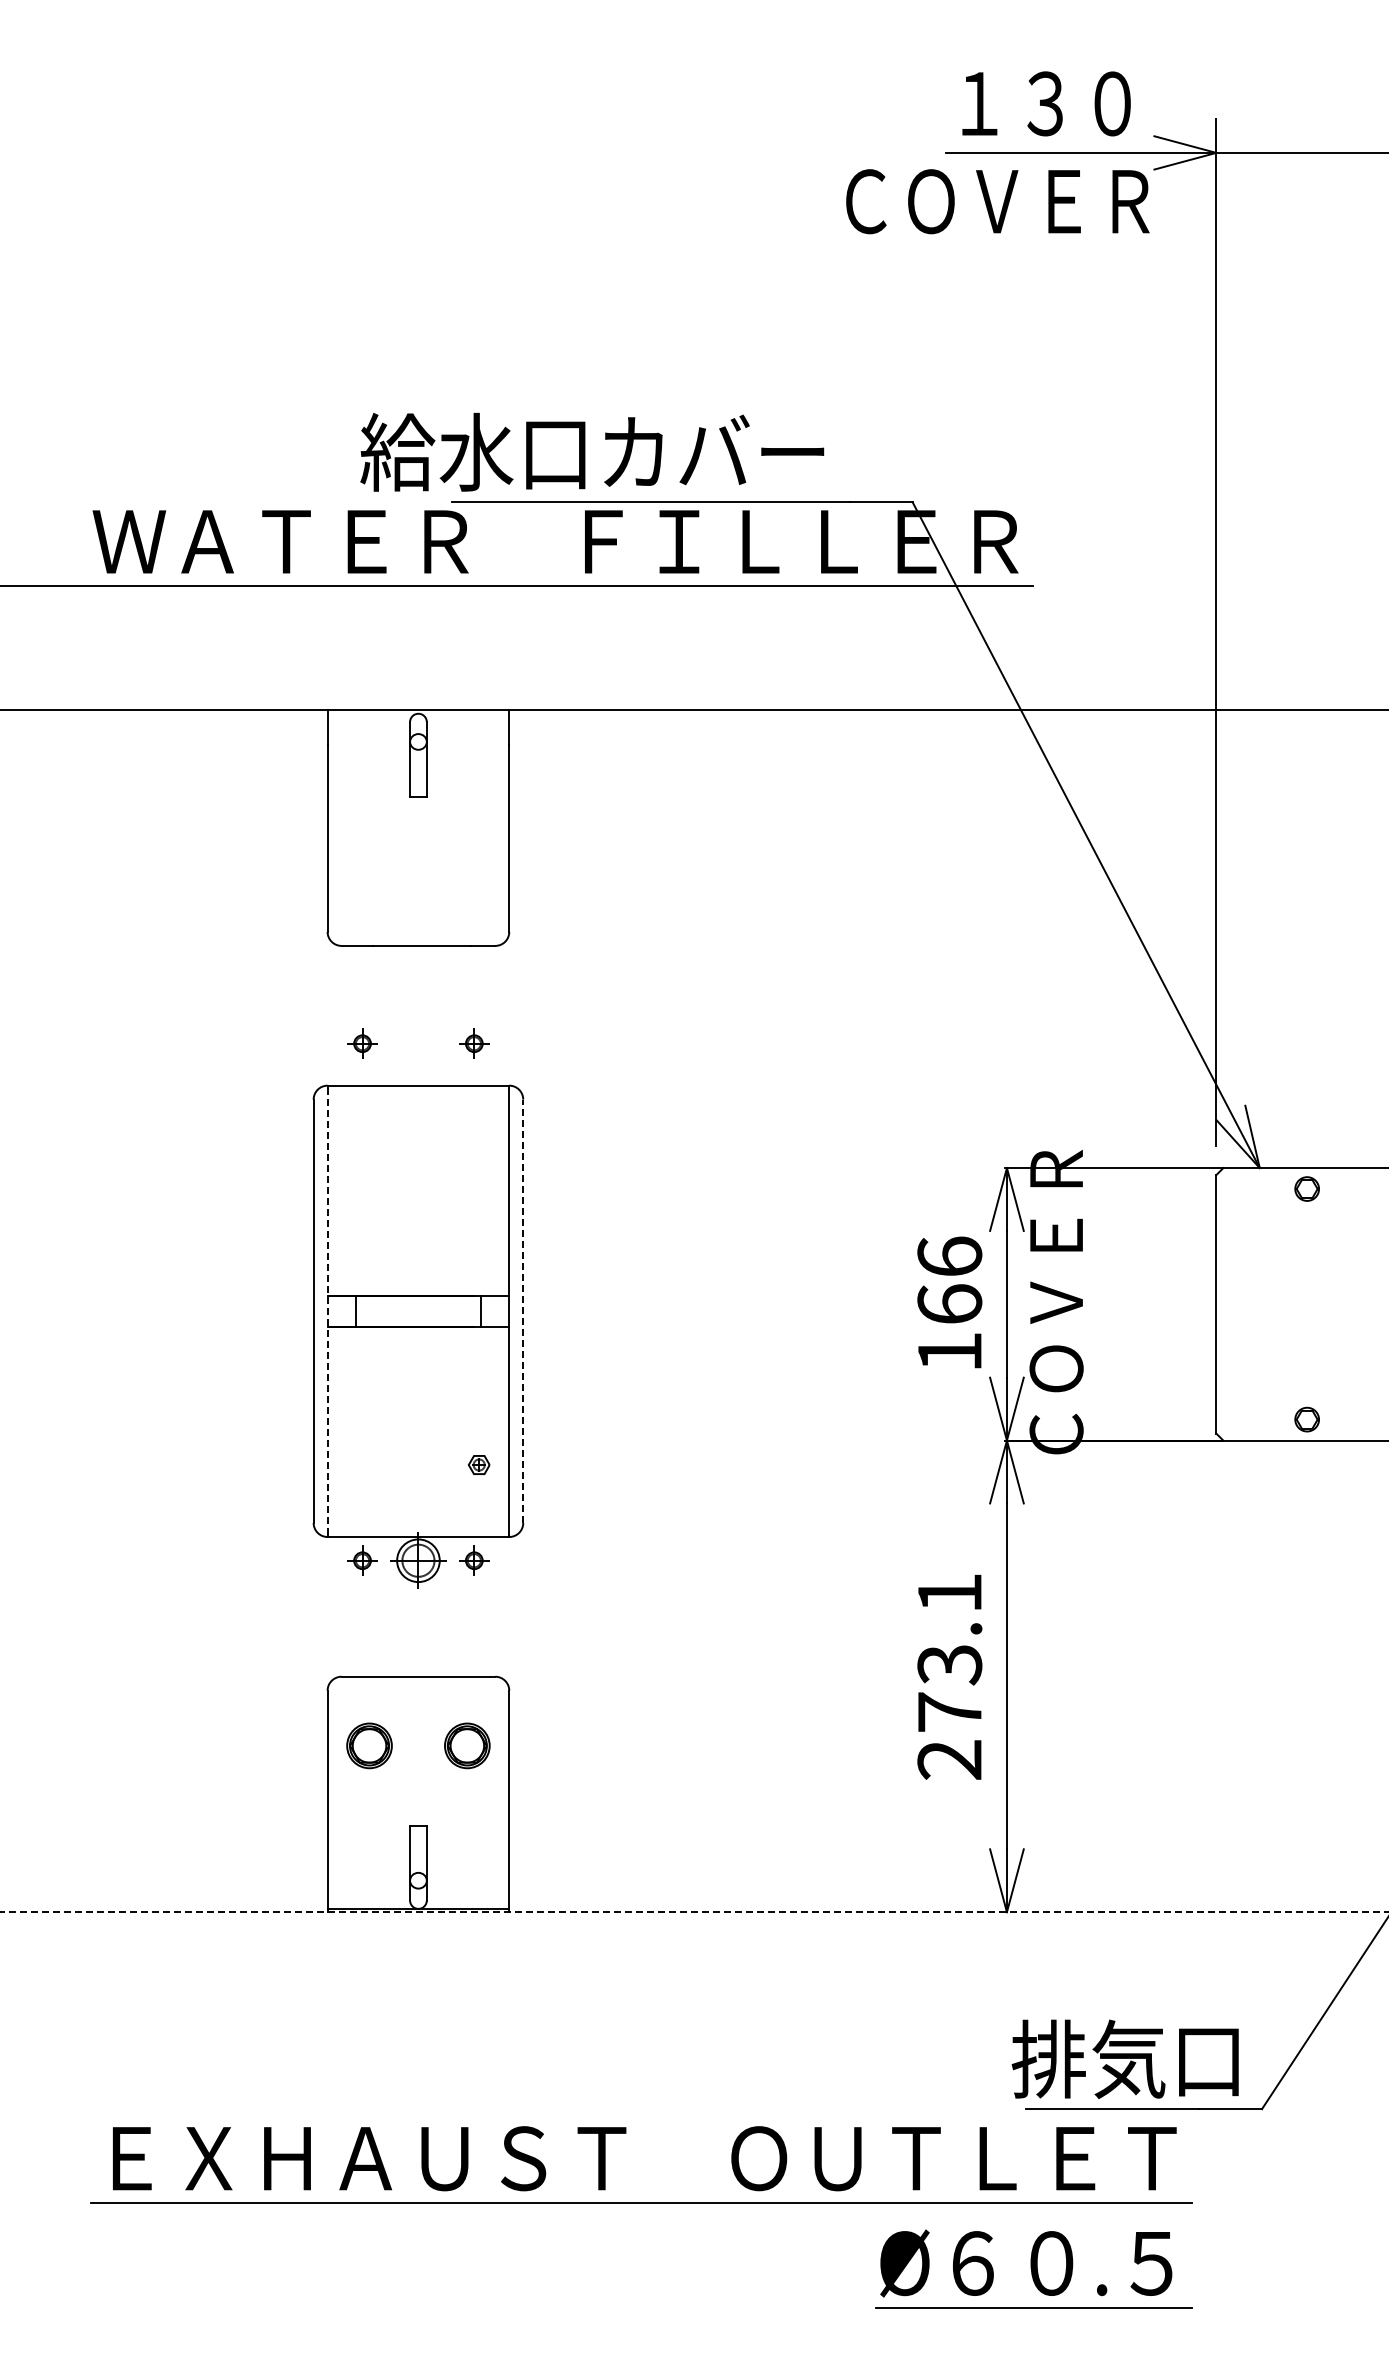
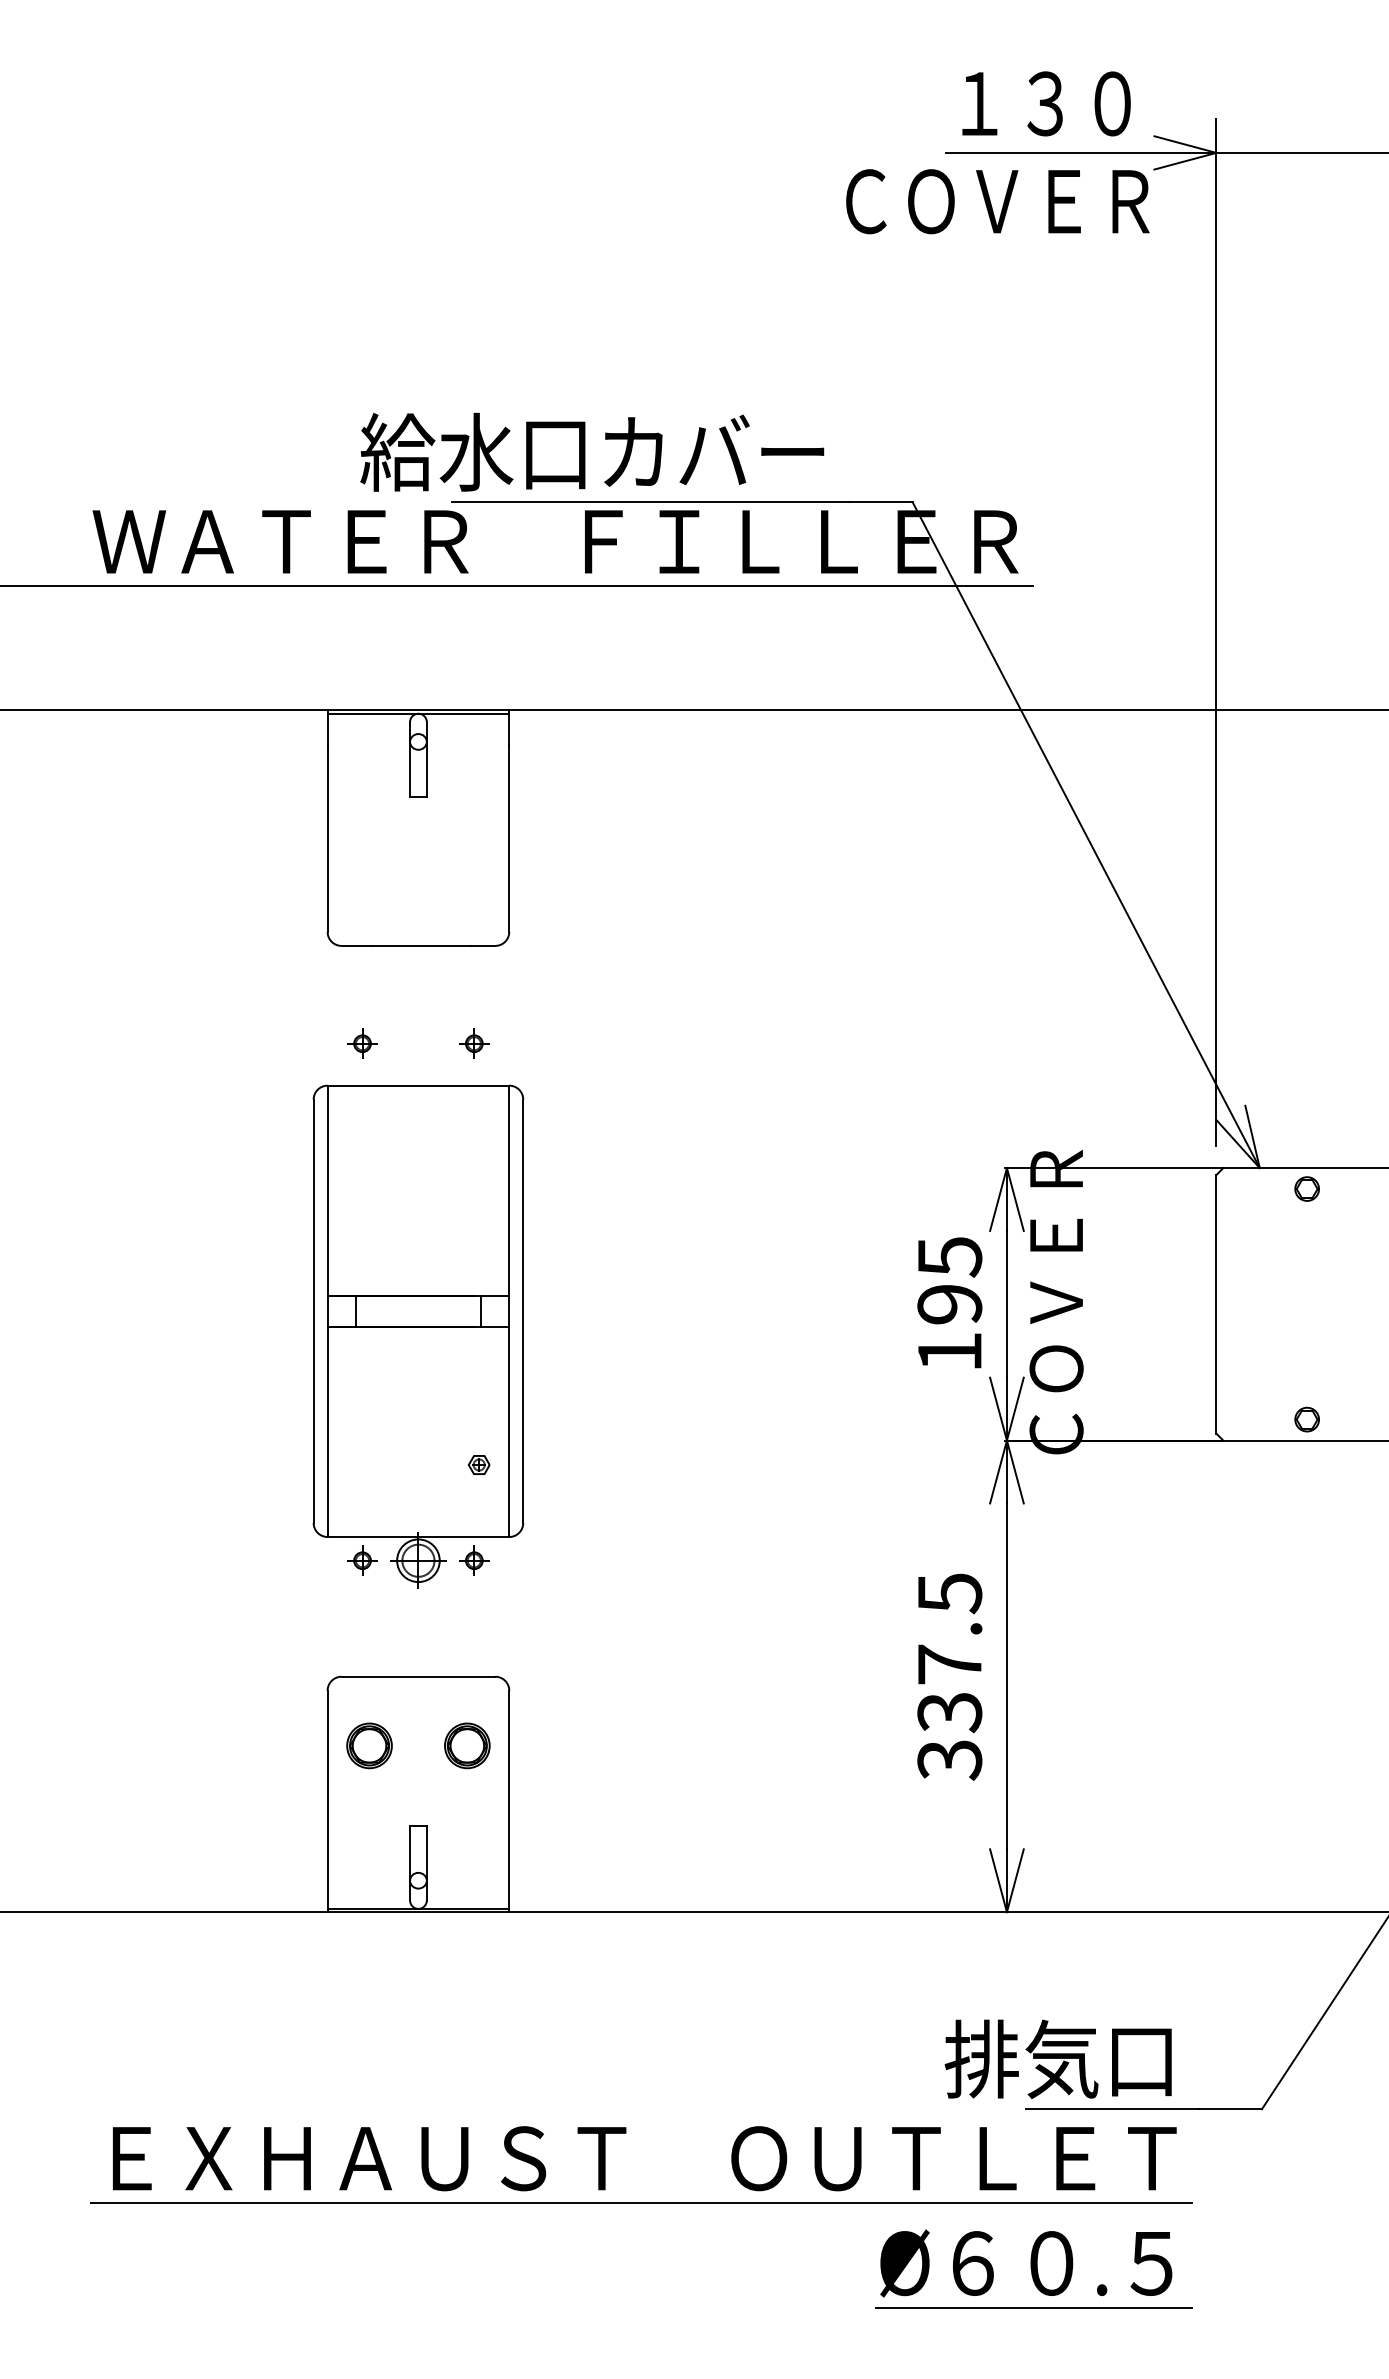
line: none -> present (418, 713)
text: 166 -> 195 (949, 1280)
line: dashed -> solid (327, 1311)
line: dashed -> solid (523, 1311)
text: 273.1 -> 337.5 (949, 1676)
line: dashed -> solid (694, 1912)
text position: (1124, 2058) -> (1057, 2058) (1057, 2058)
